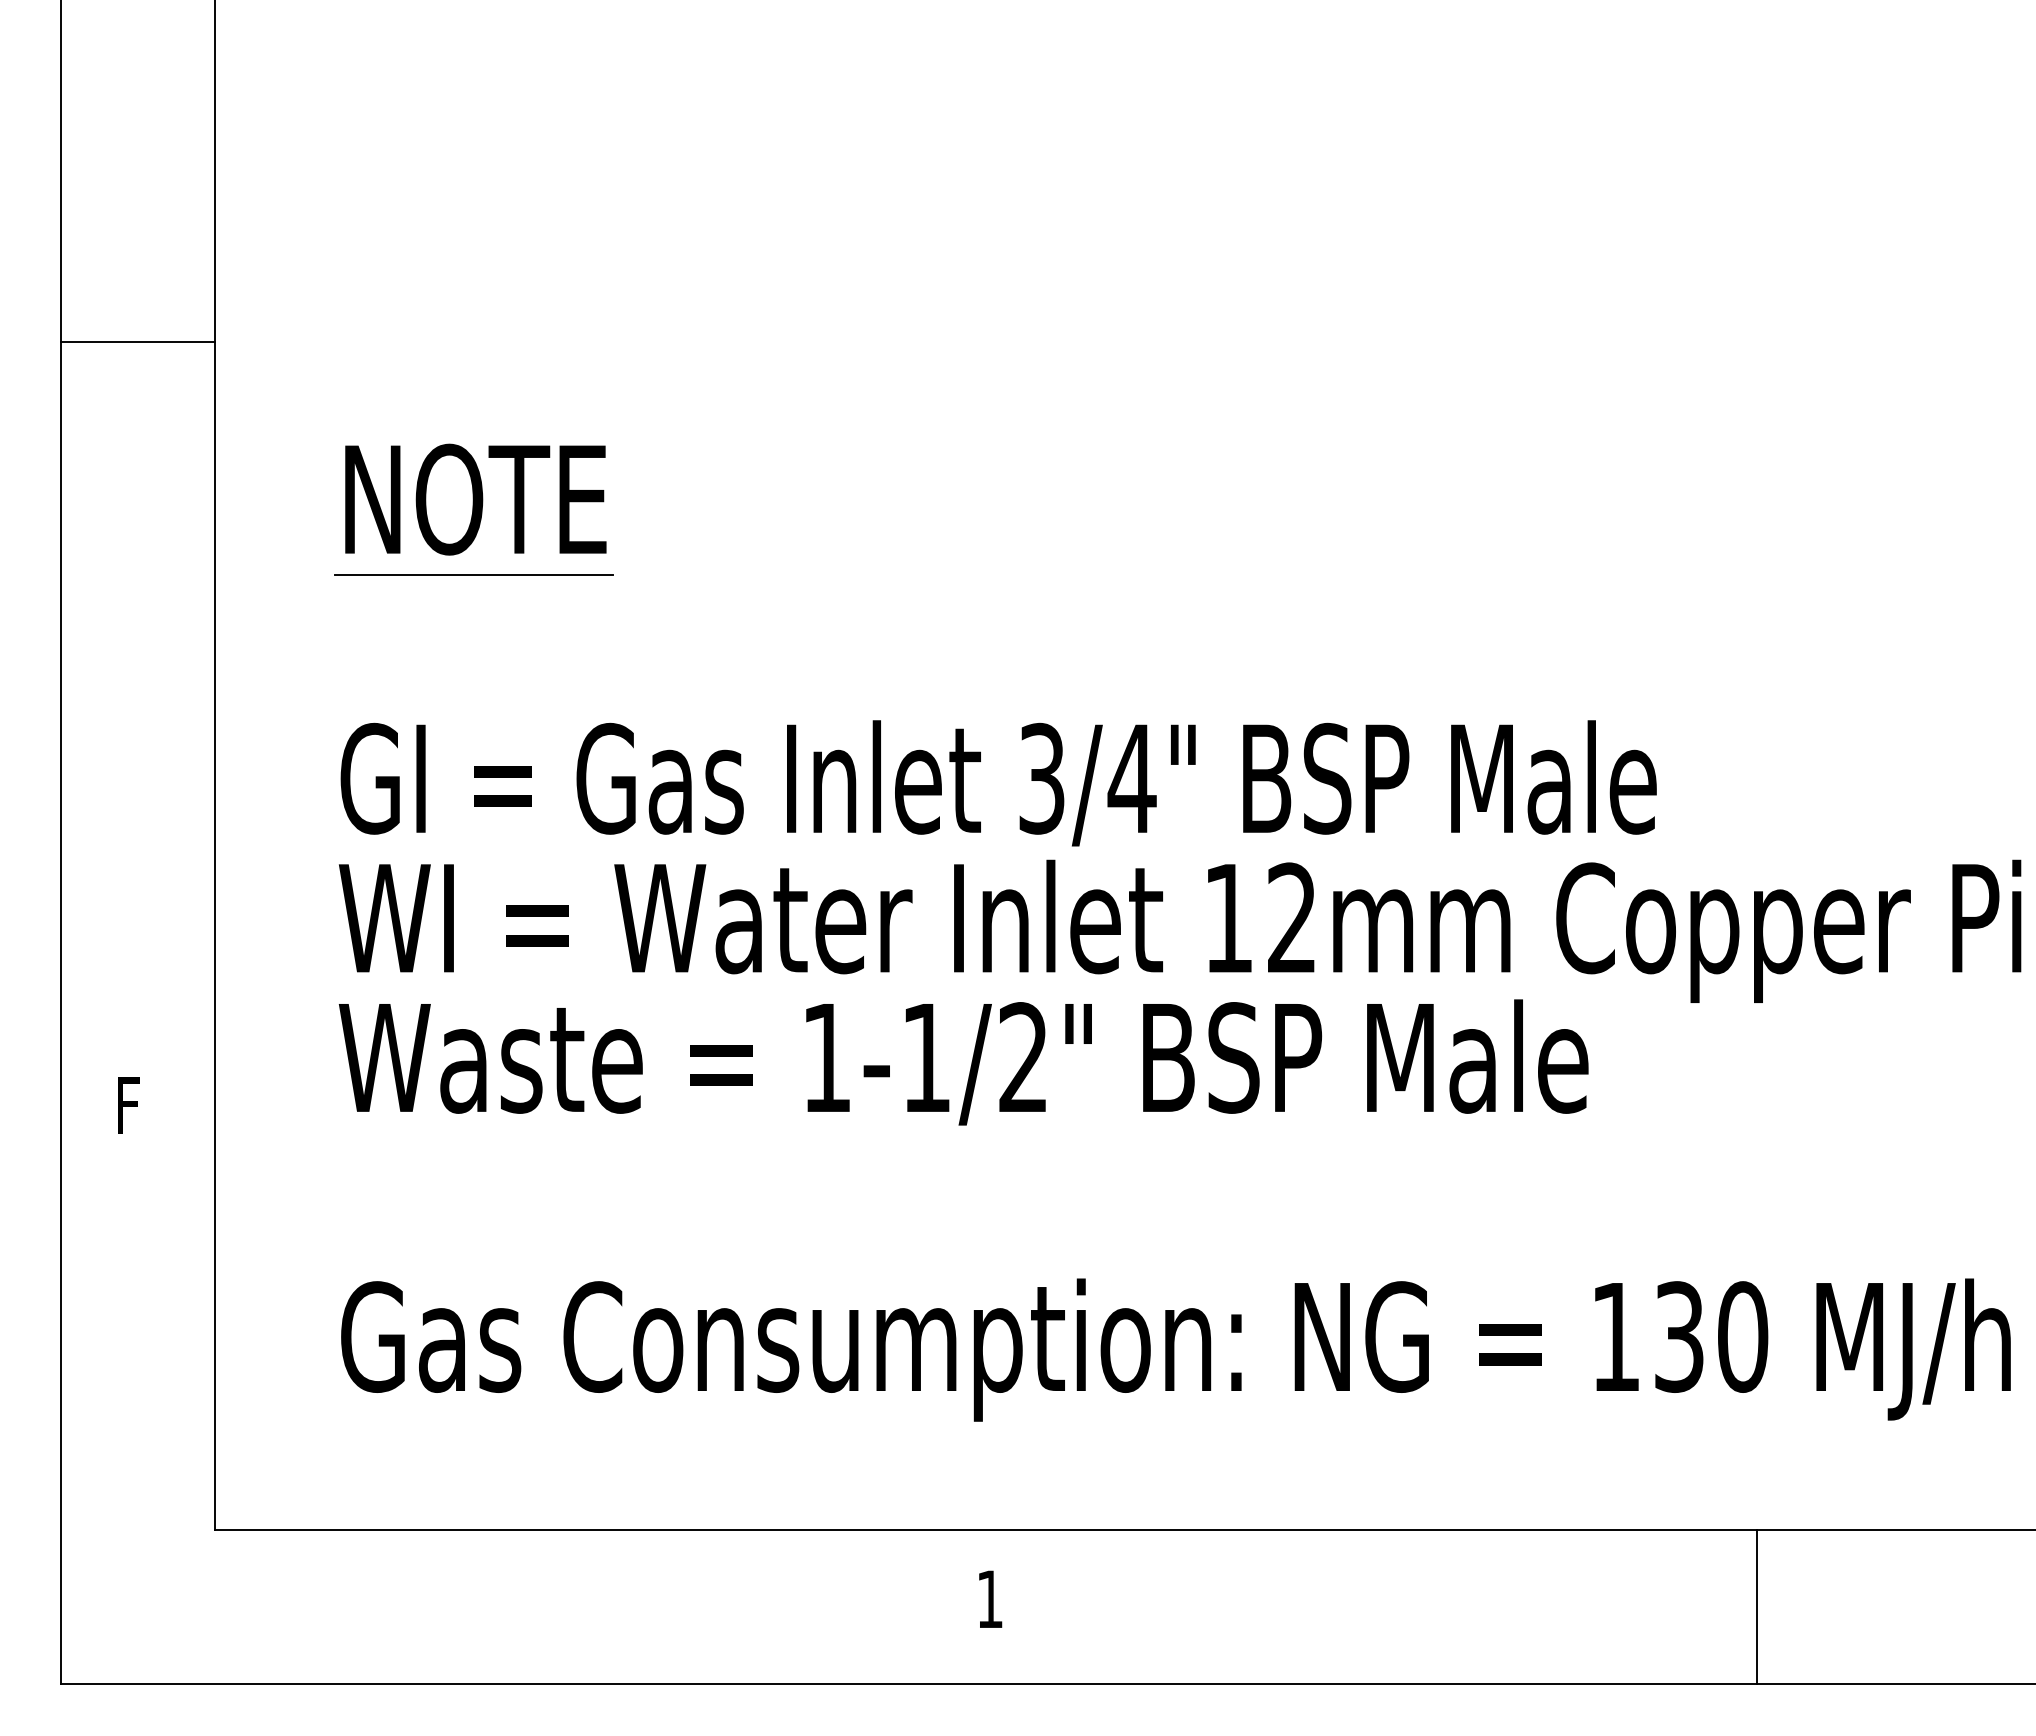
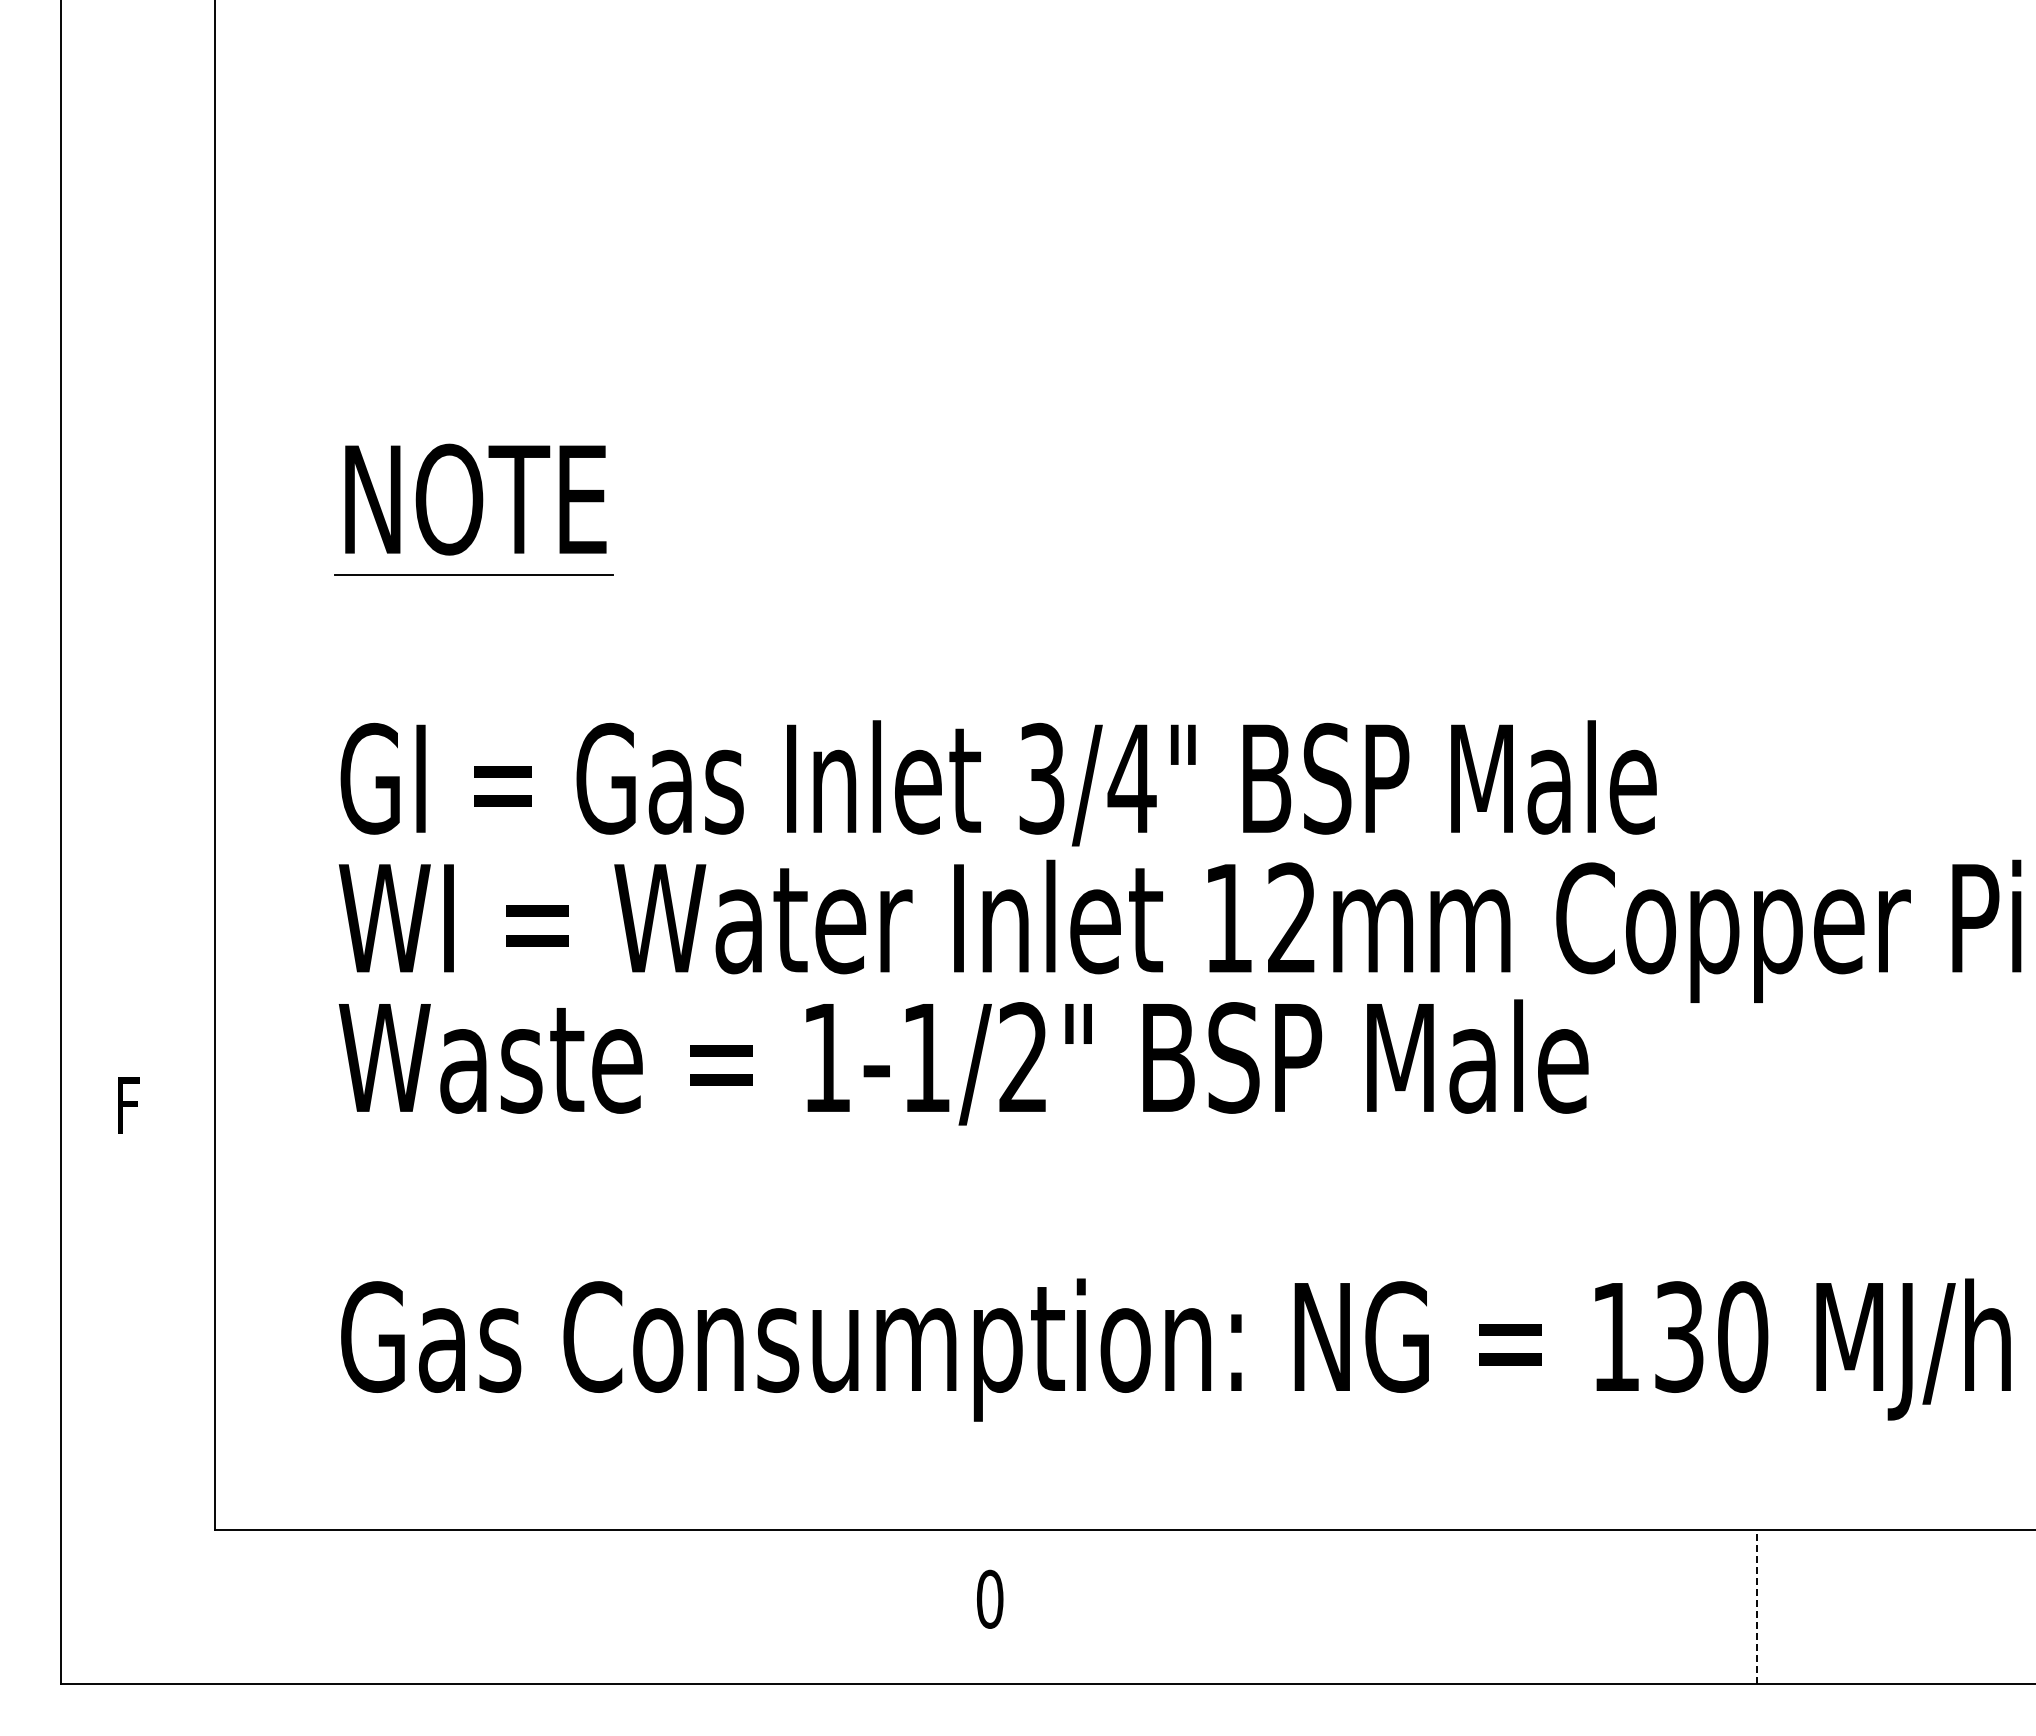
line: present -> none (138, 342)
text: 1 -> 0 (990, 1598)
line: solid -> dashed (1757, 1606)
